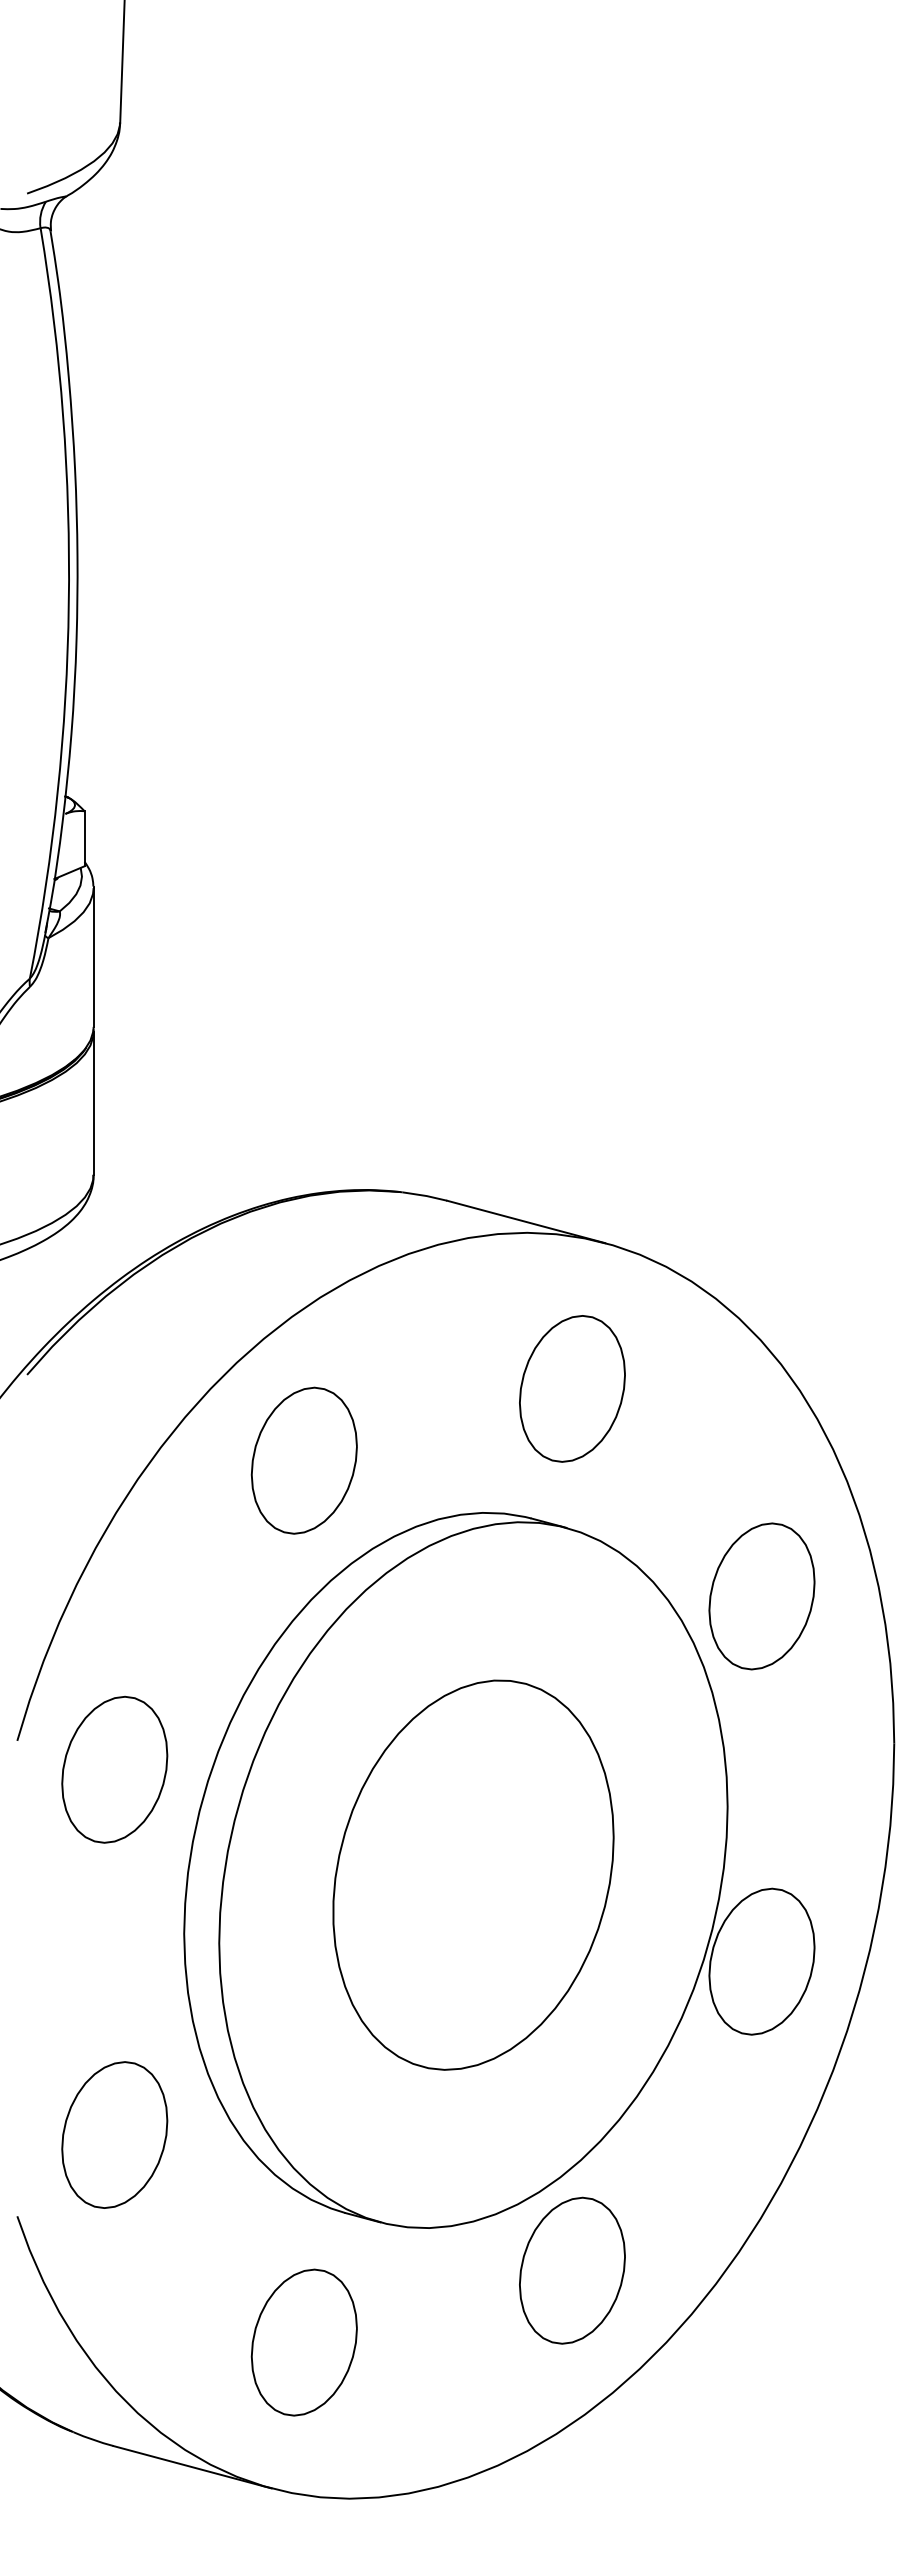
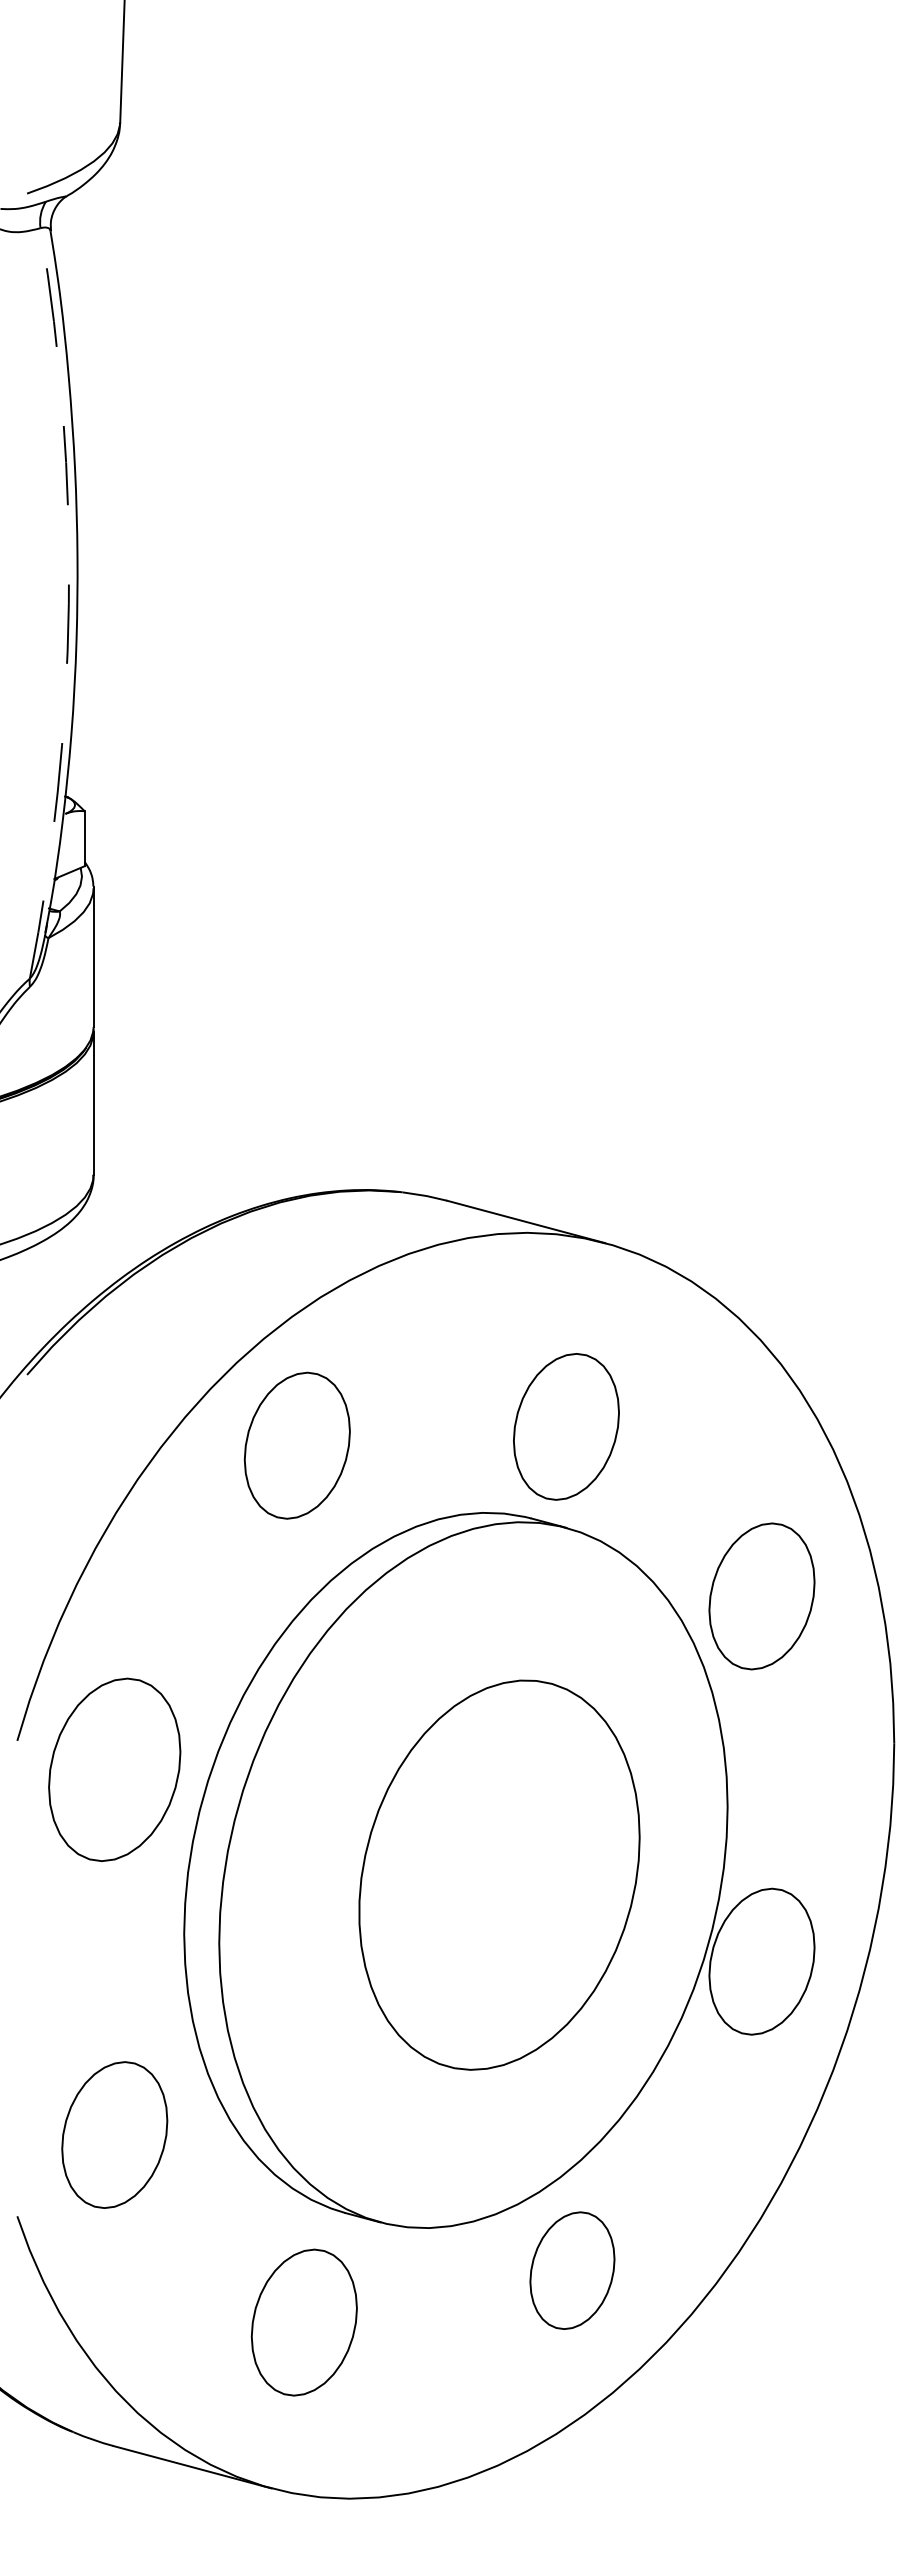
arc: solid -> dashed (68, 603)
part position: (572, 1388) -> (566, 1426) (566, 1426)
part position: (303, 1460) -> (296, 1445) (296, 1445)
part size: 108x149 px -> 134x185 px (114, 1769)
part position: (473, 1874) -> (499, 1874) (499, 1874)
part size: 107x149 px -> 87x119 px (572, 2270)
part position: (303, 2342) -> (303, 2322) (303, 2322)
